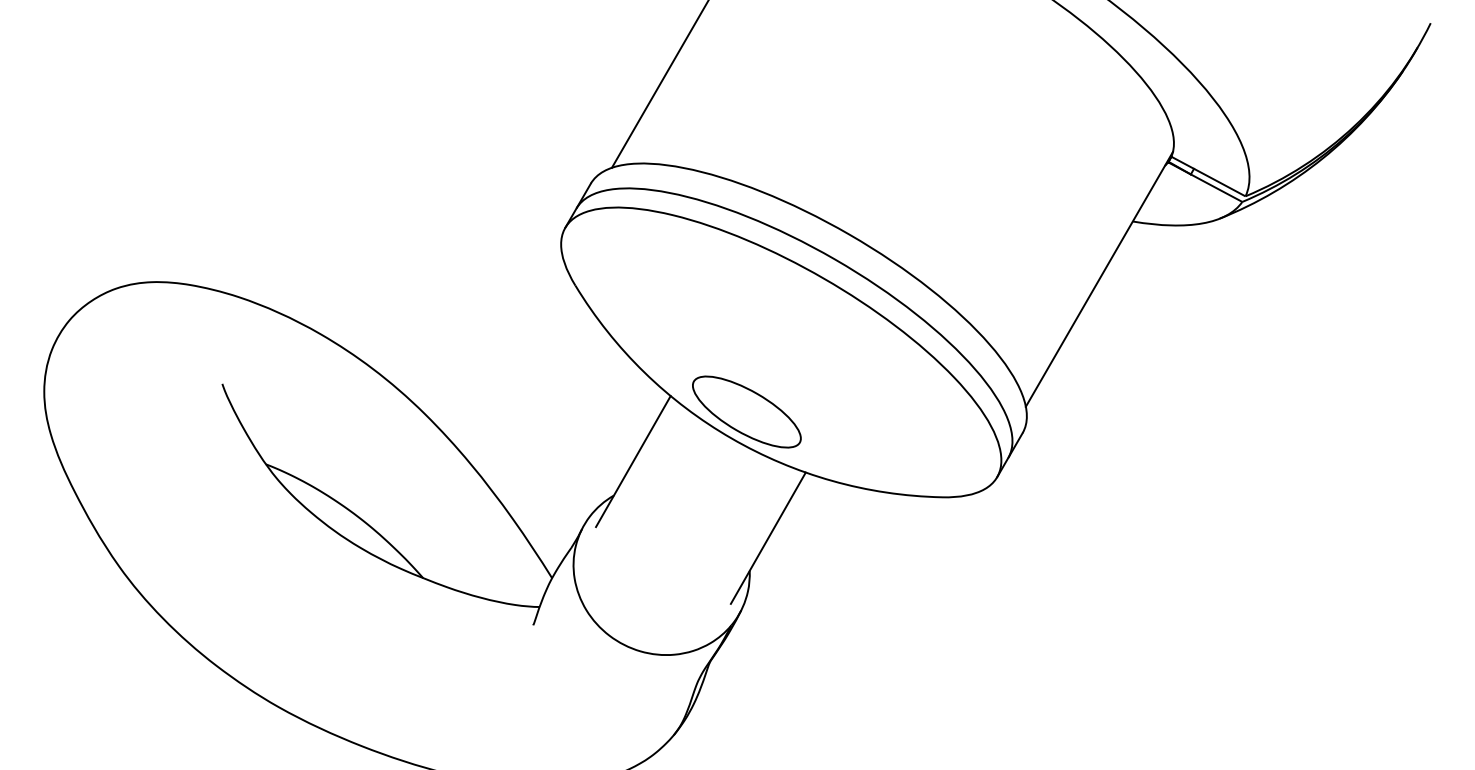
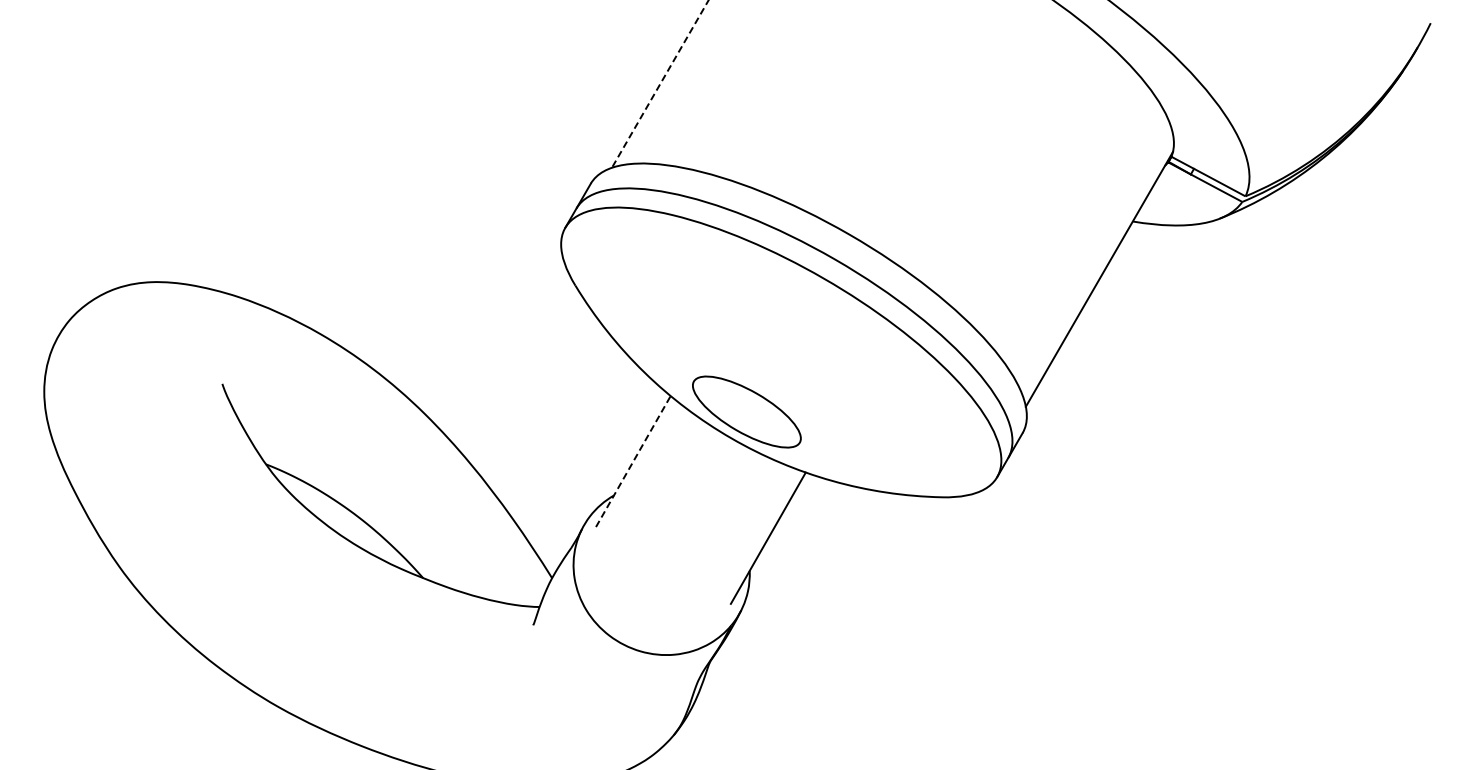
line: solid -> dashed (660, 84)
line: solid -> dashed (633, 461)
